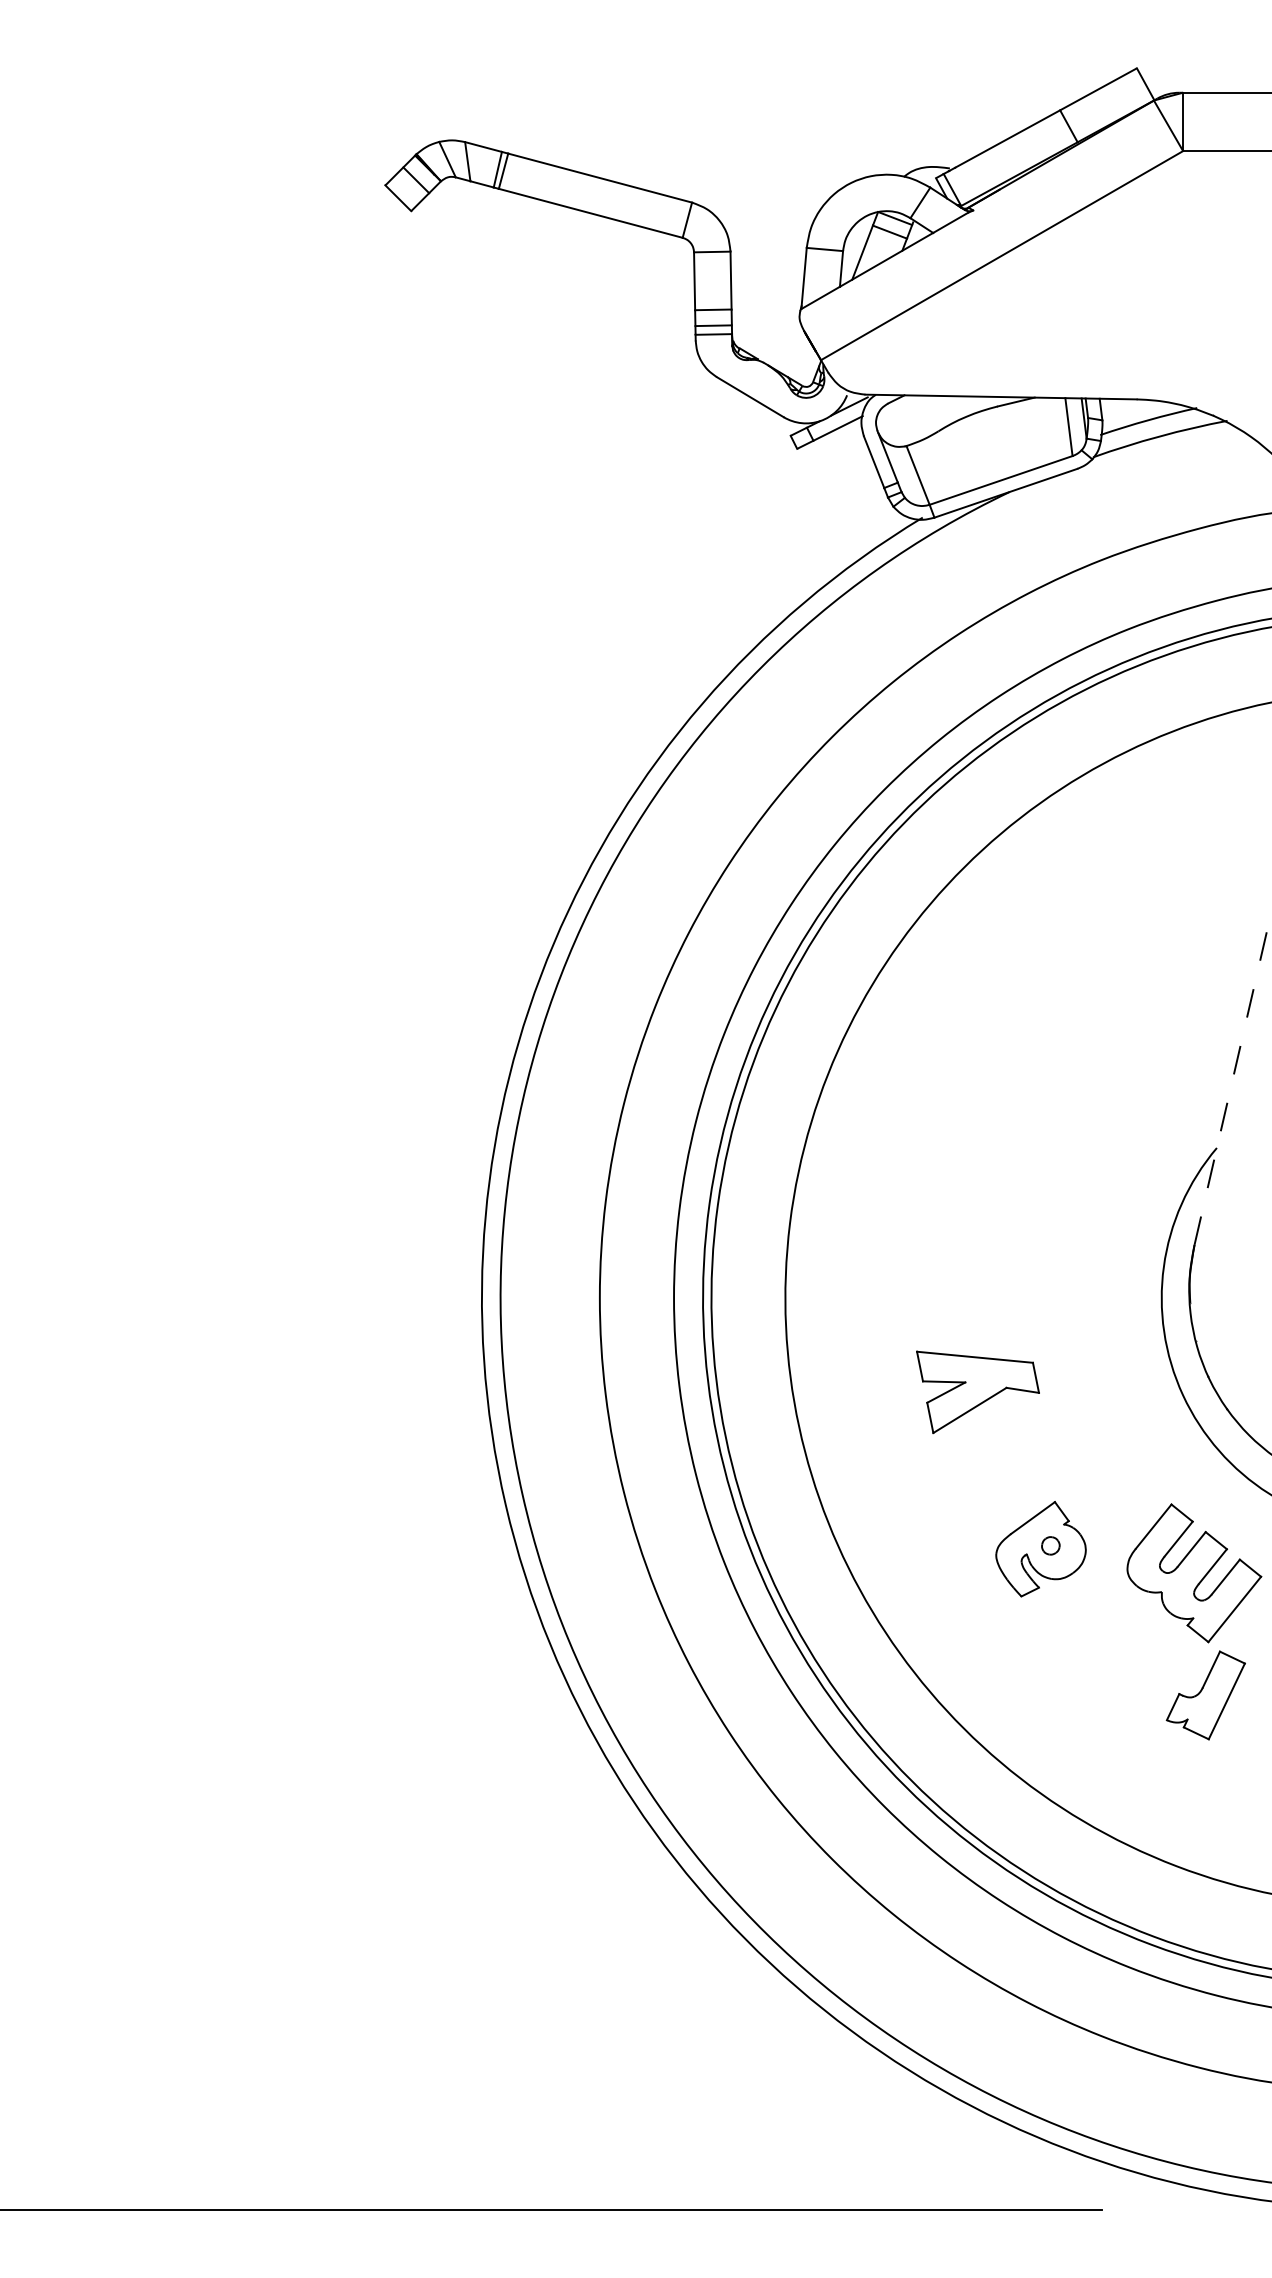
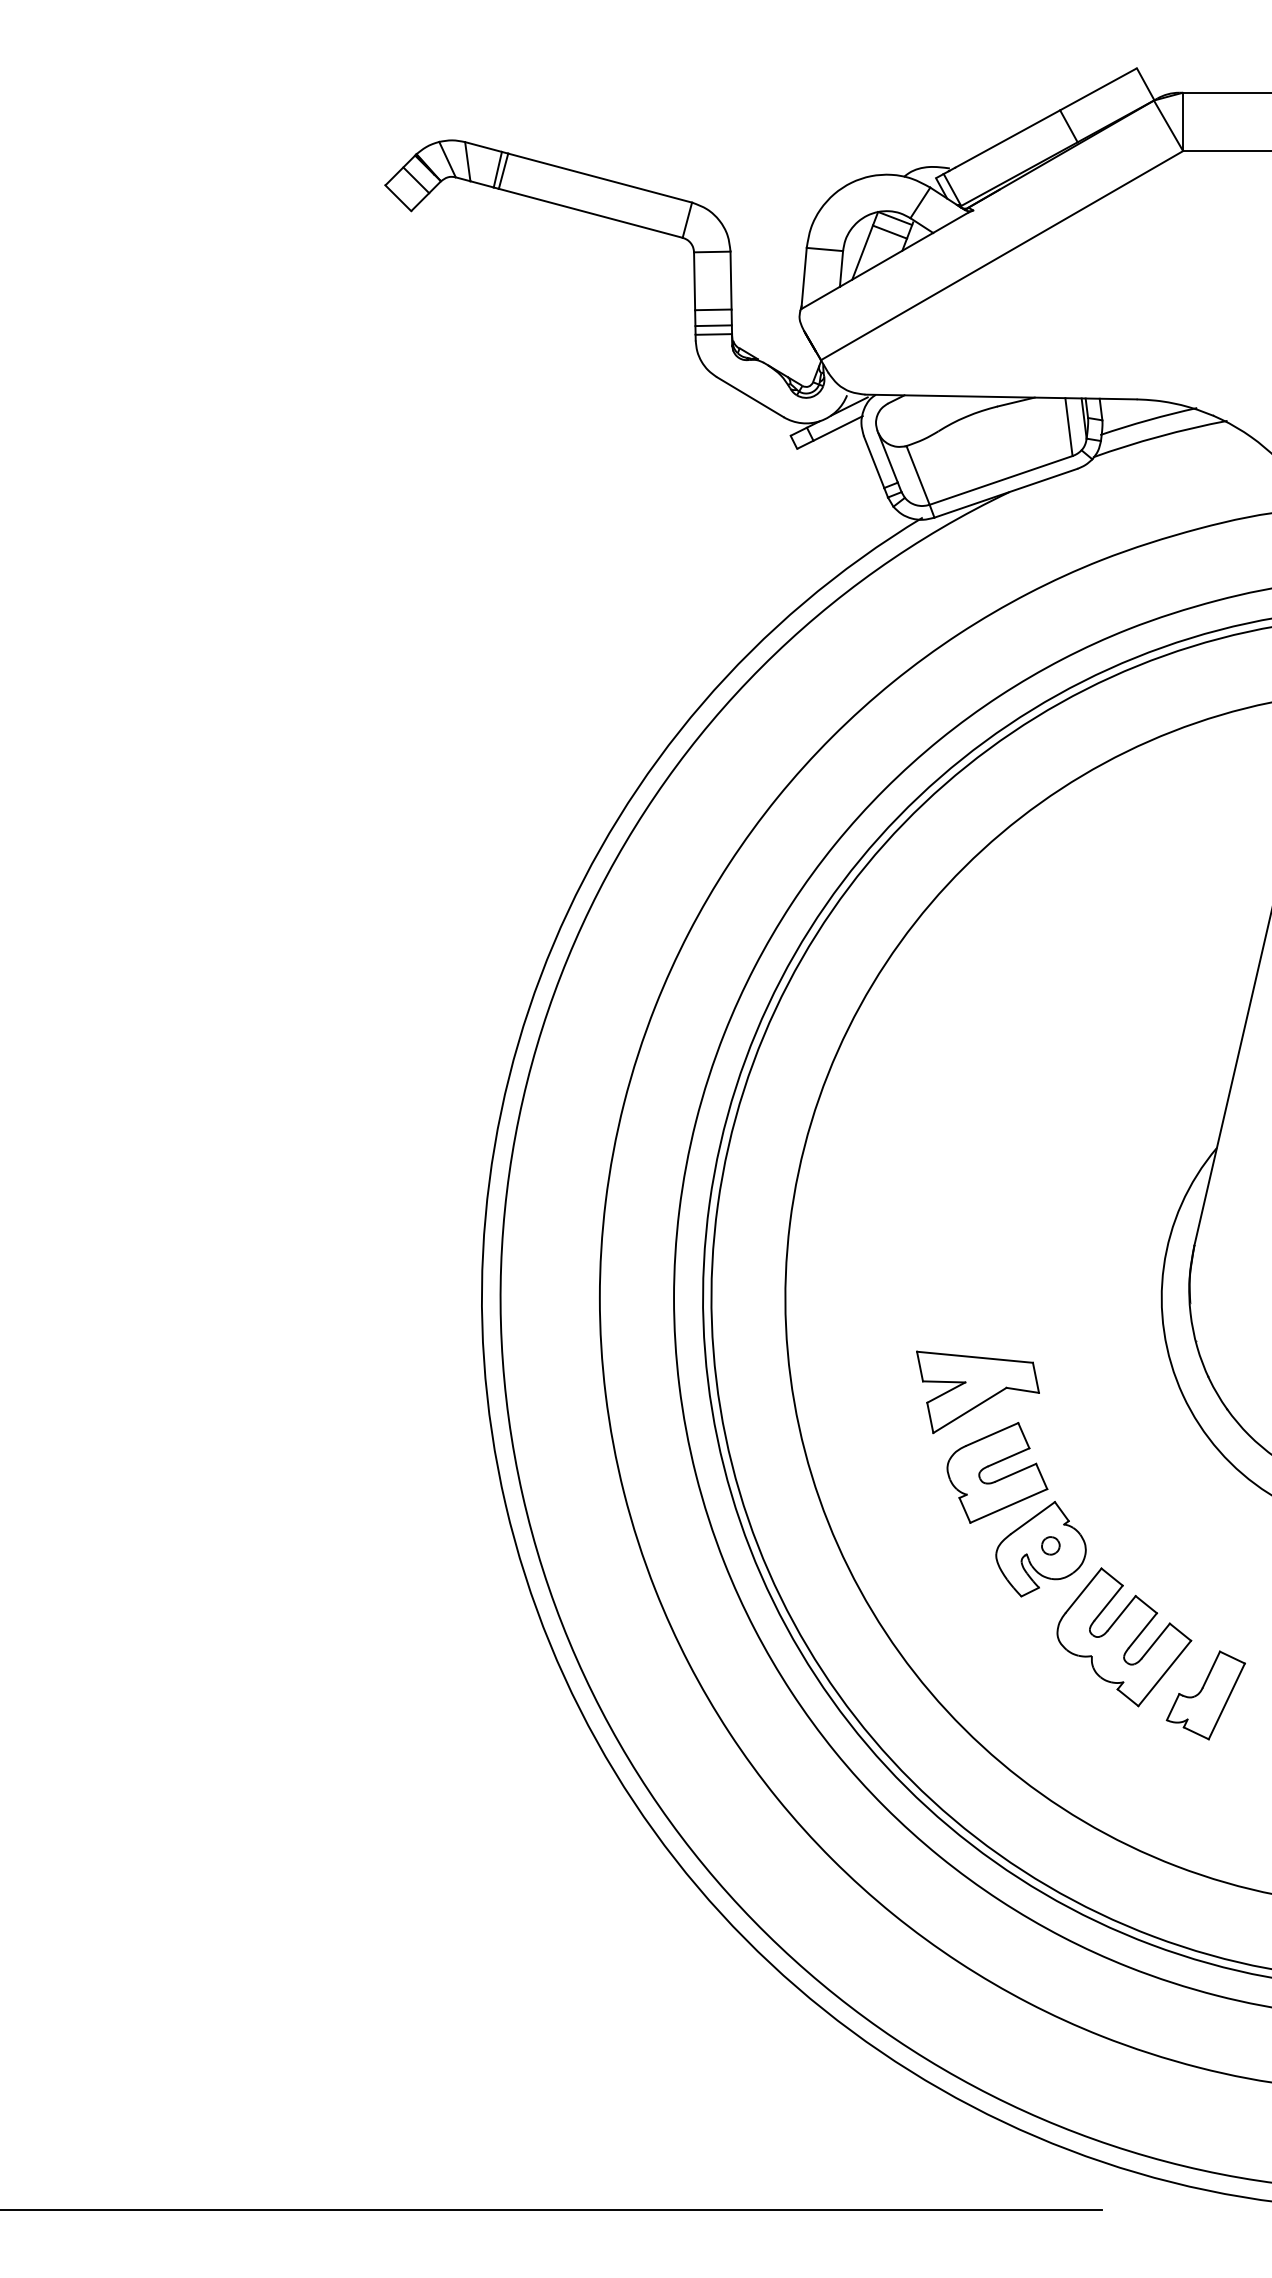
line: dashed -> solid (1233, 1077)
part: none -> present (1000, 1478)
part position: (1194, 1573) -> (1124, 1637) (1124, 1637)
